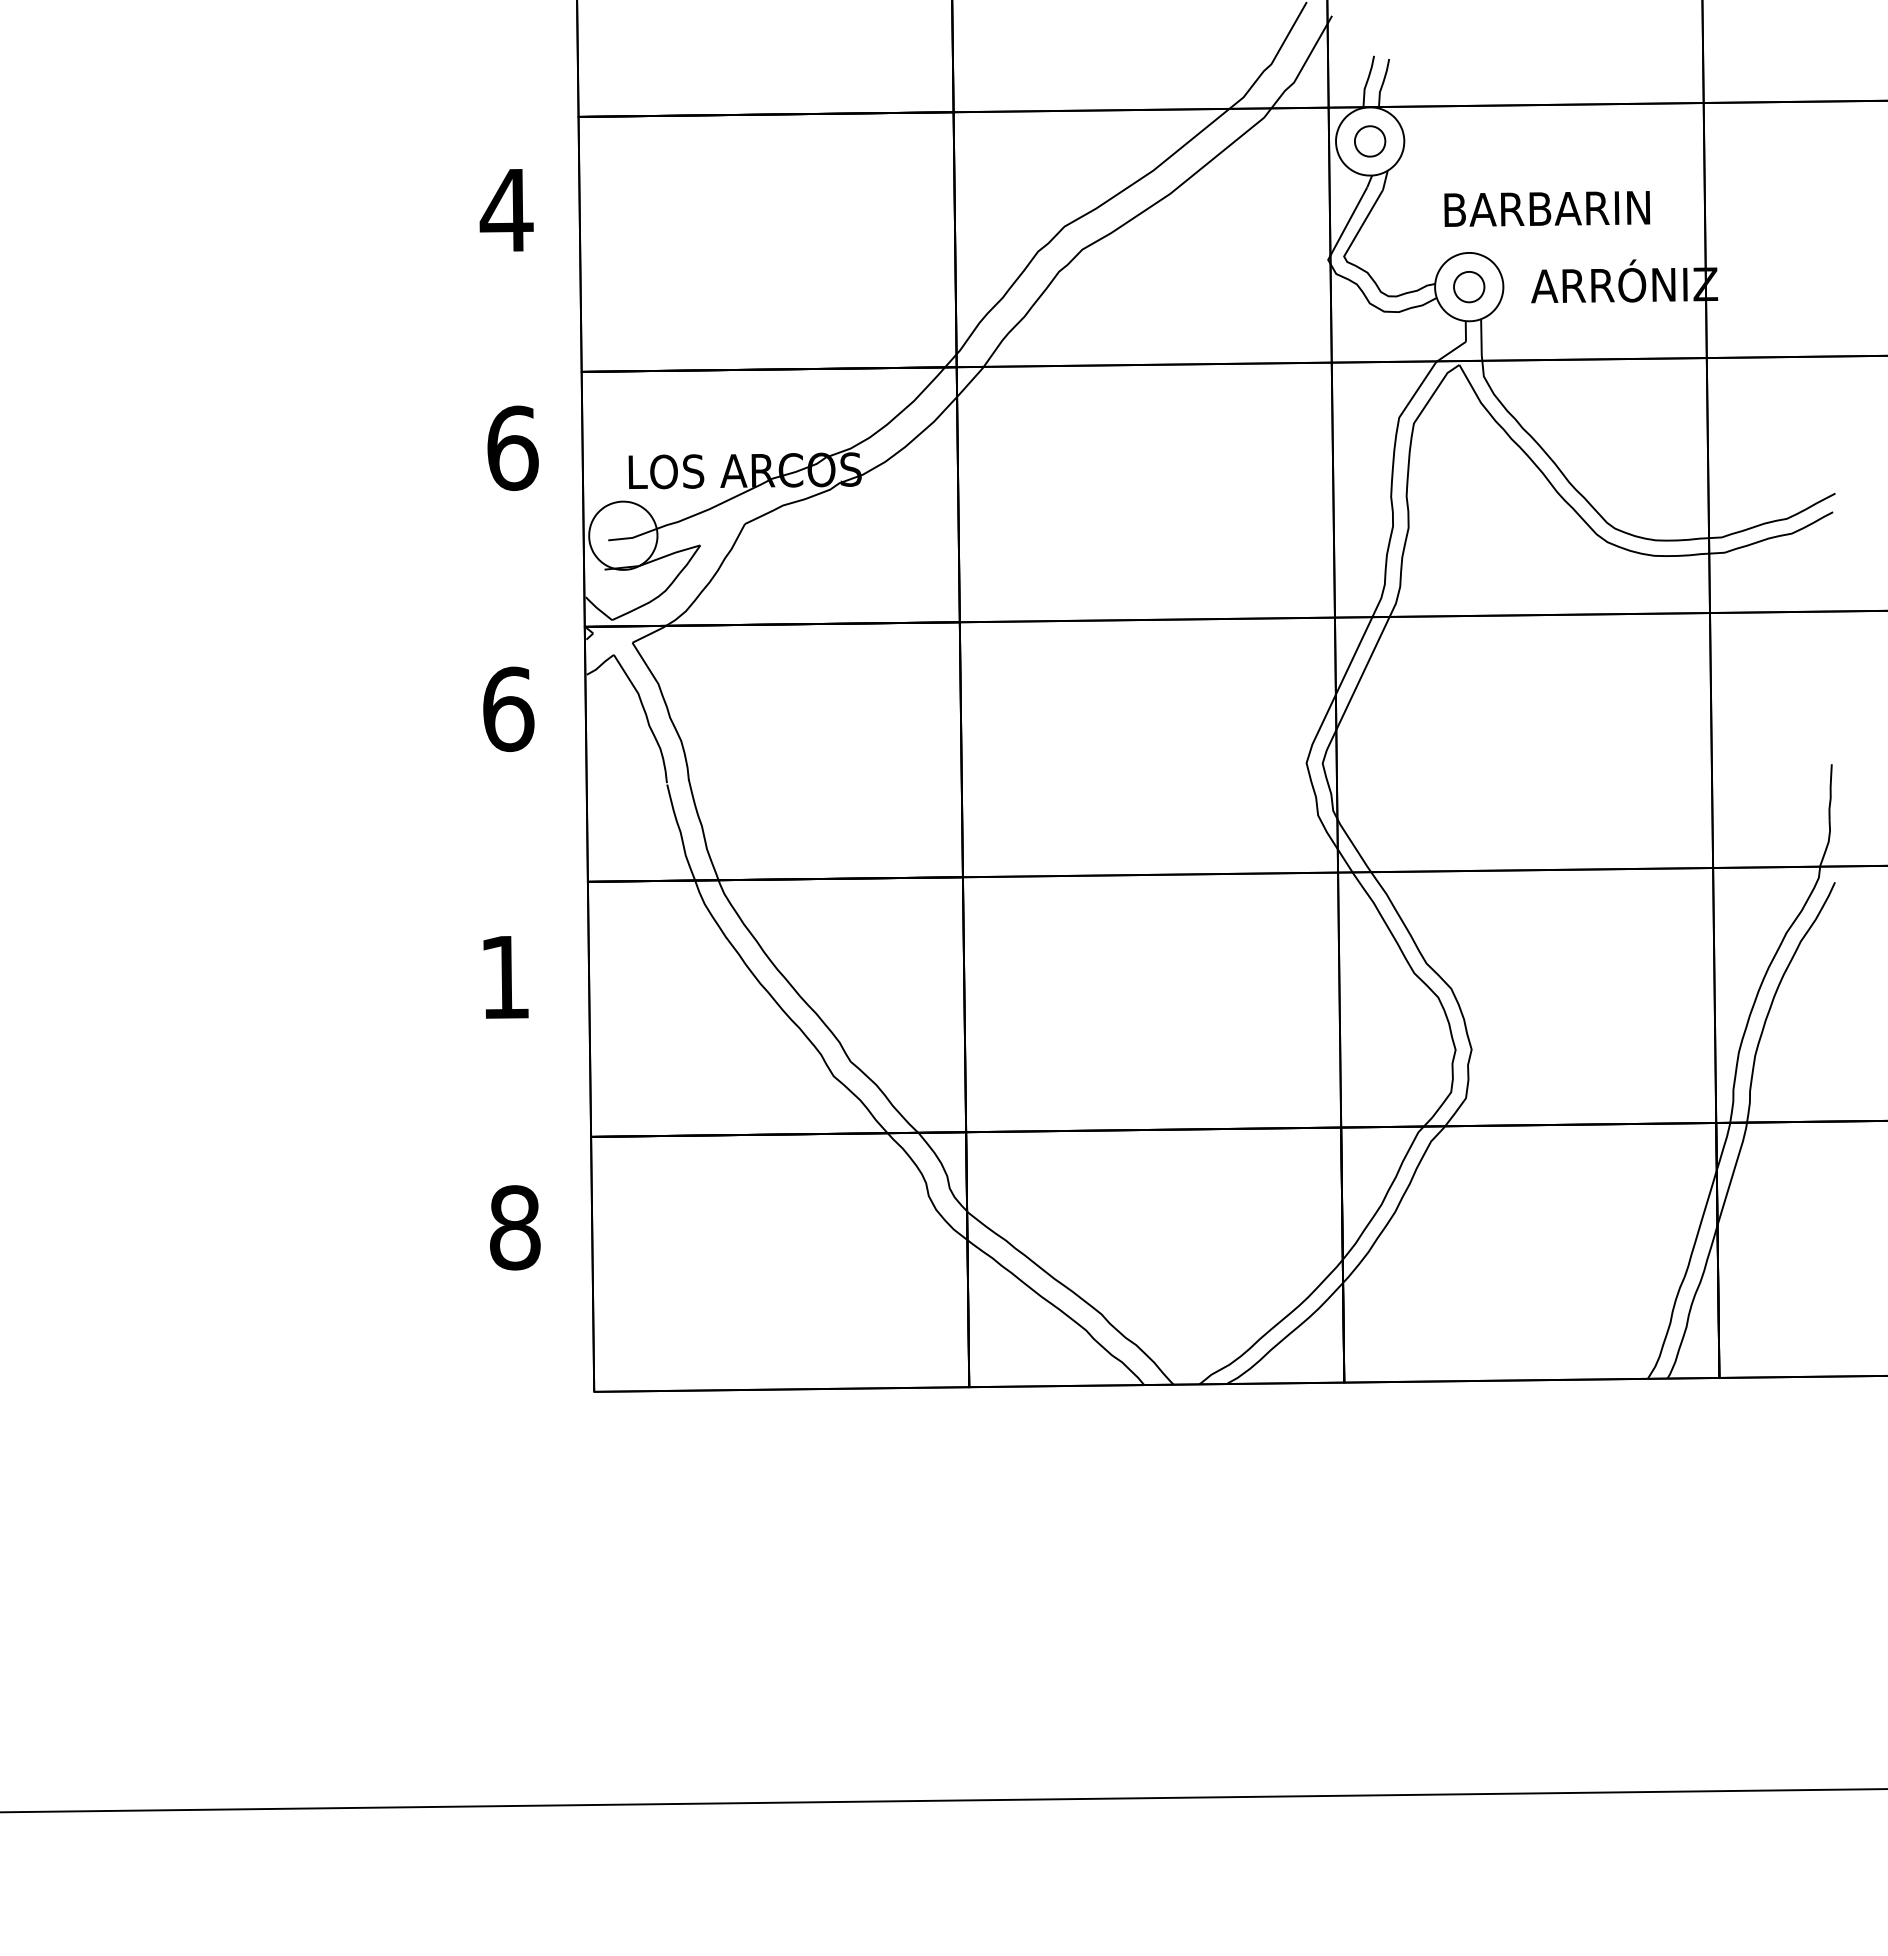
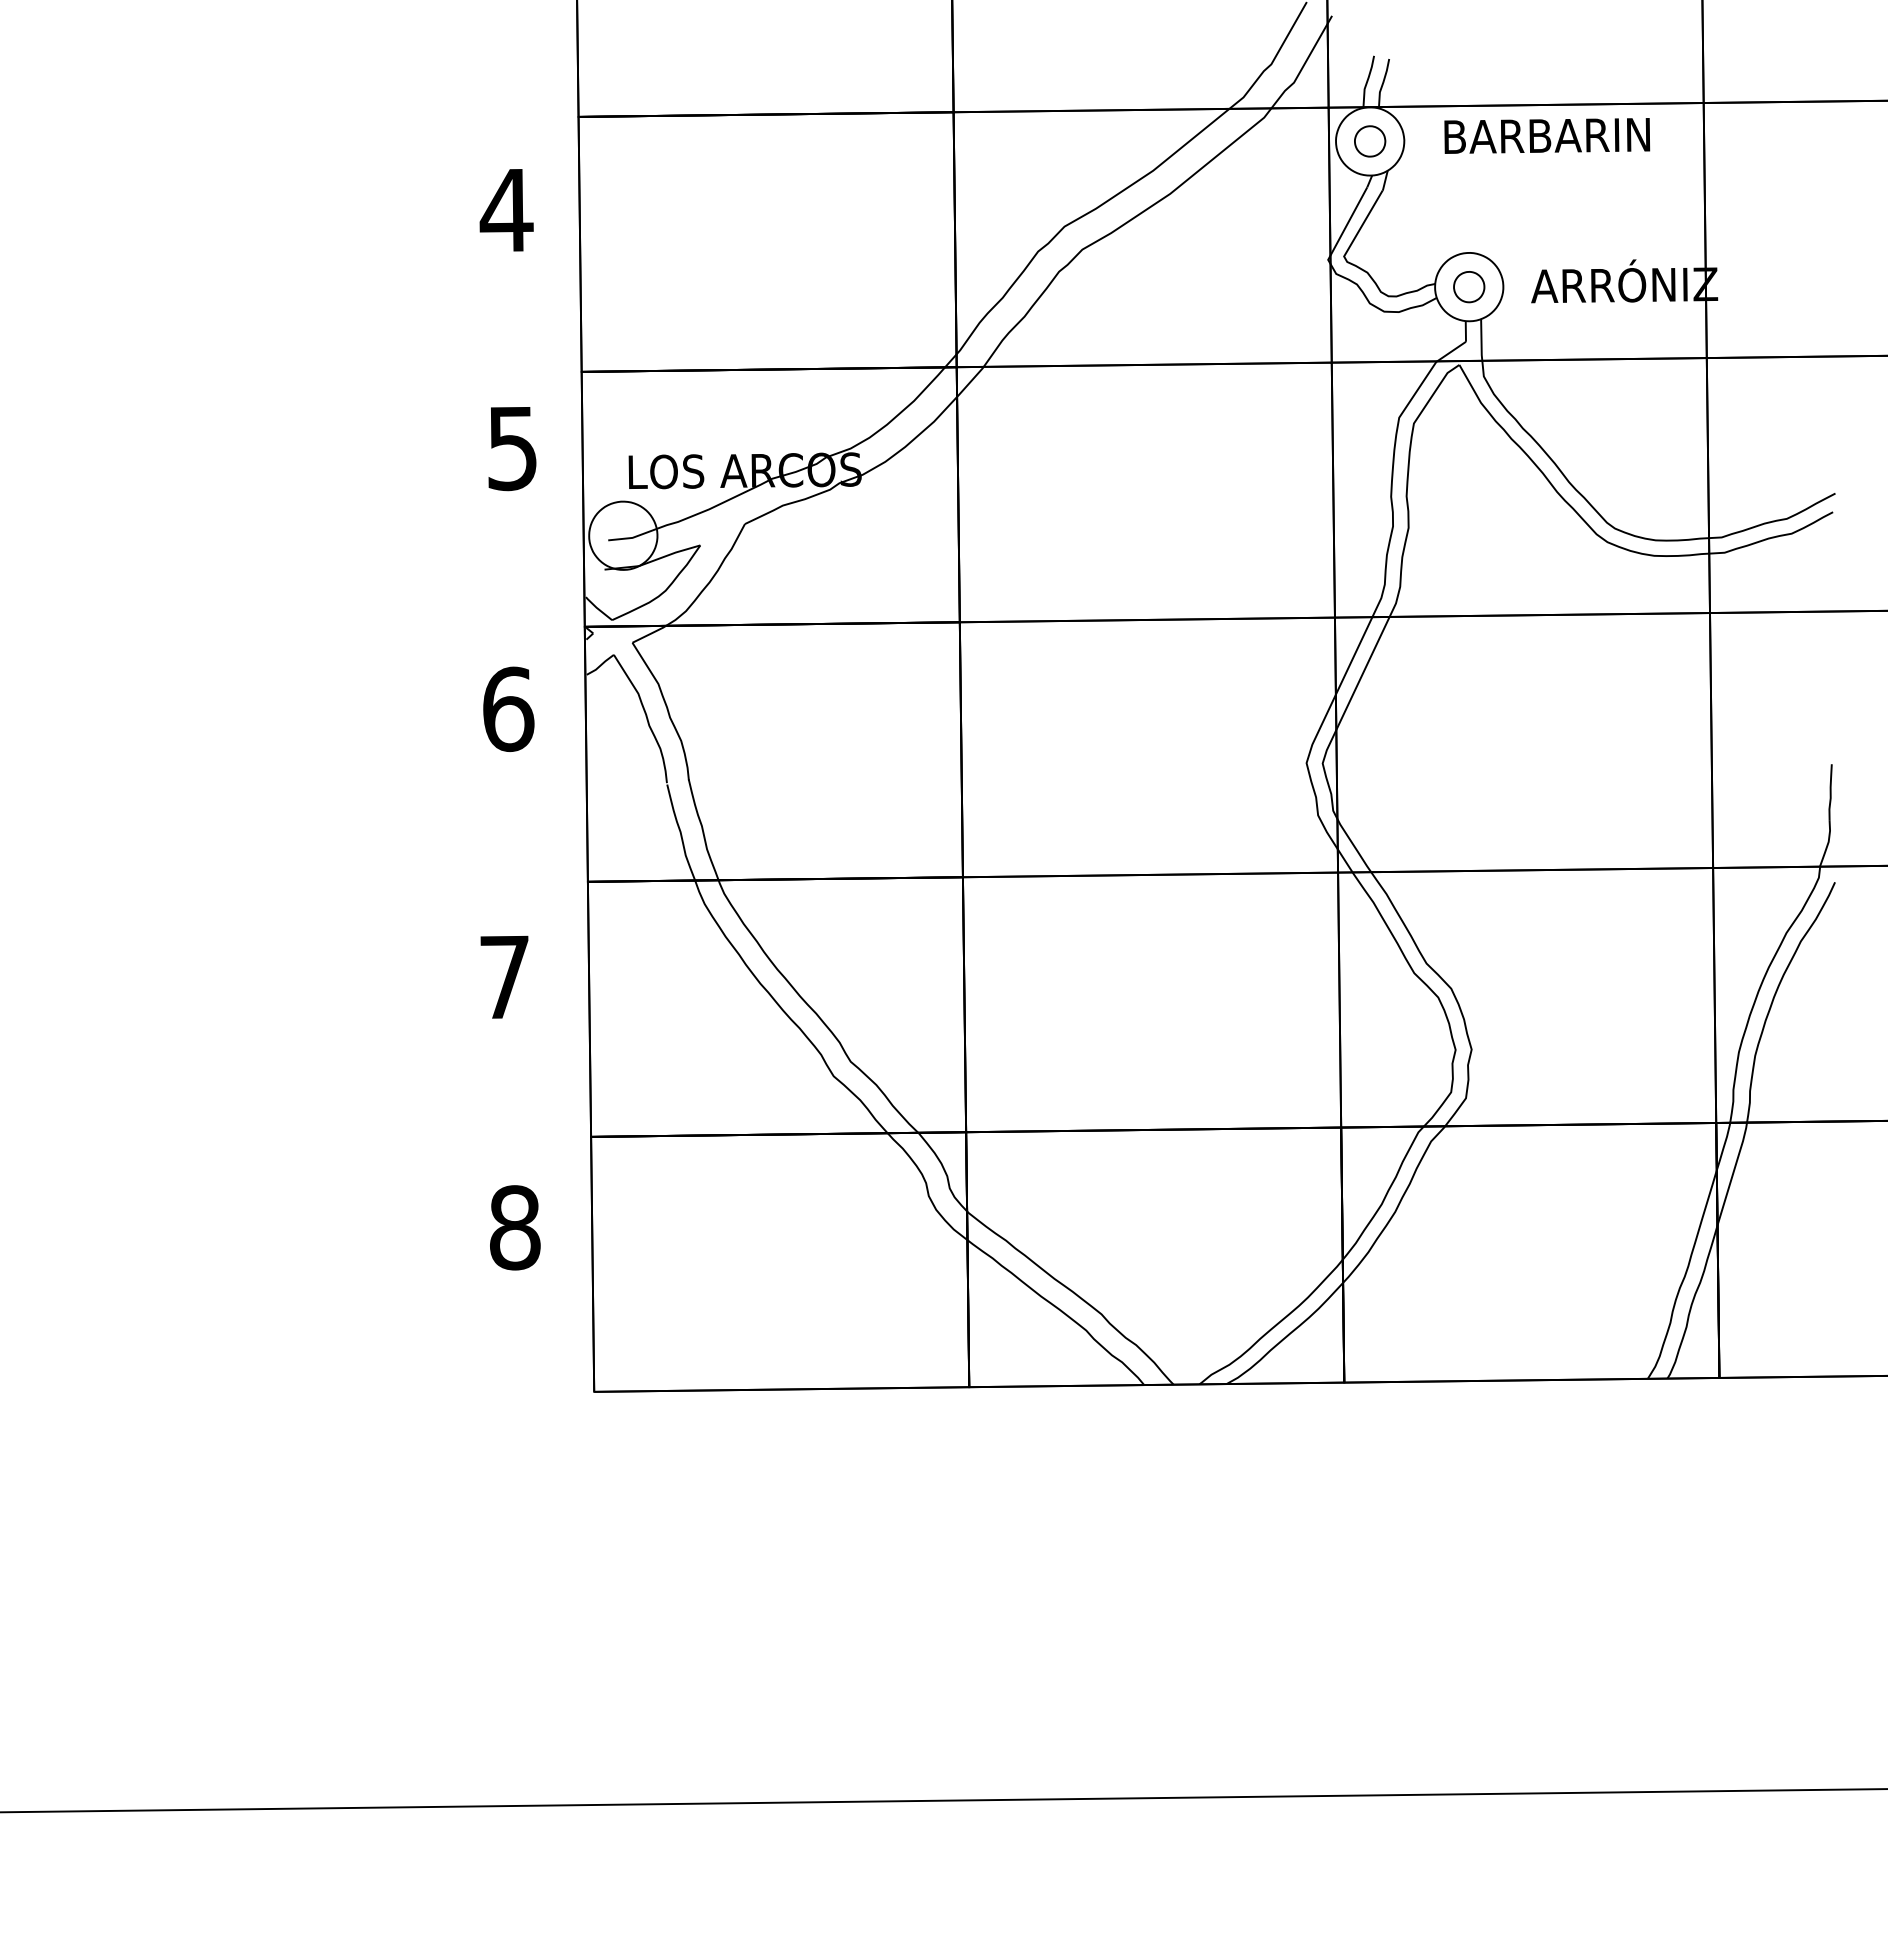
text position: (1547, 208) -> (1547, 135) (1547, 135)
text: 6 -> 5 (512, 448)
text: 1 -> 7 (504, 976)
